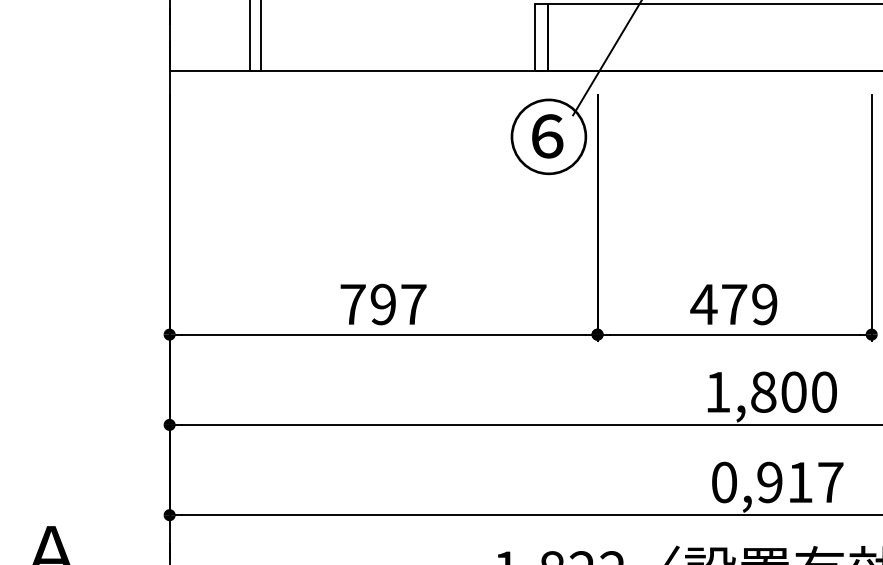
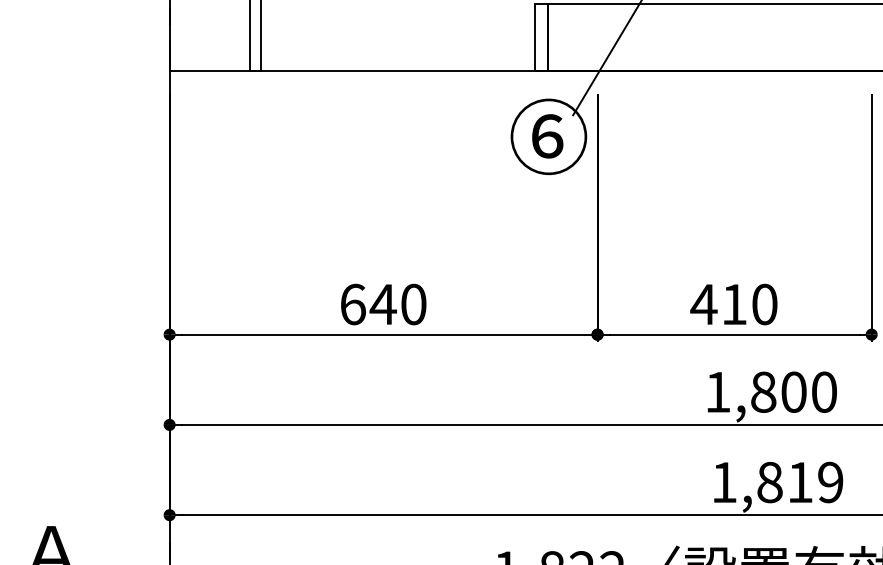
text: 797 -> 640 (383, 304)
text: 479 -> 410 (749, 304)
text: 0,917 -> 1,819 (777, 482)
